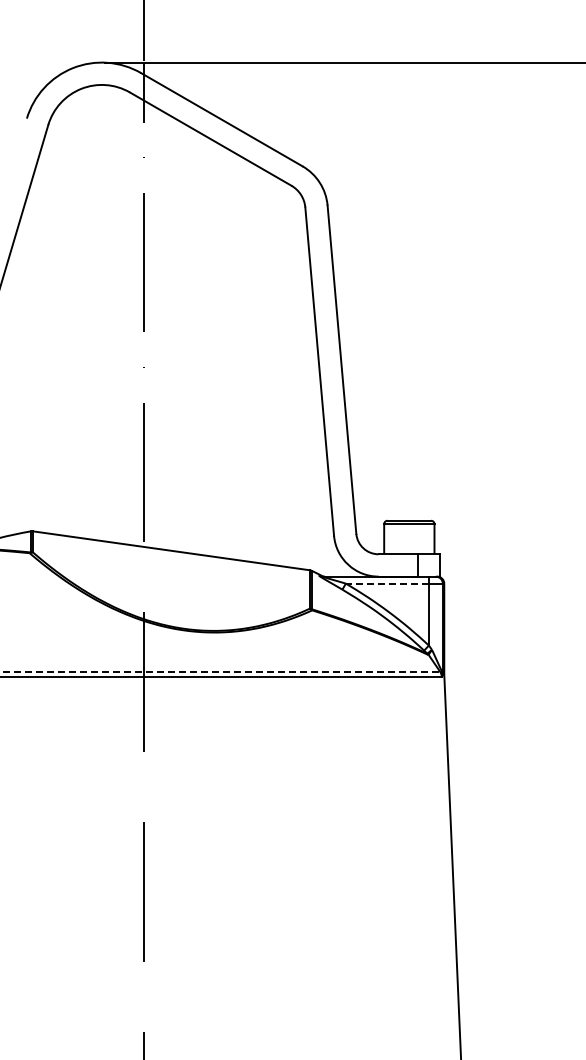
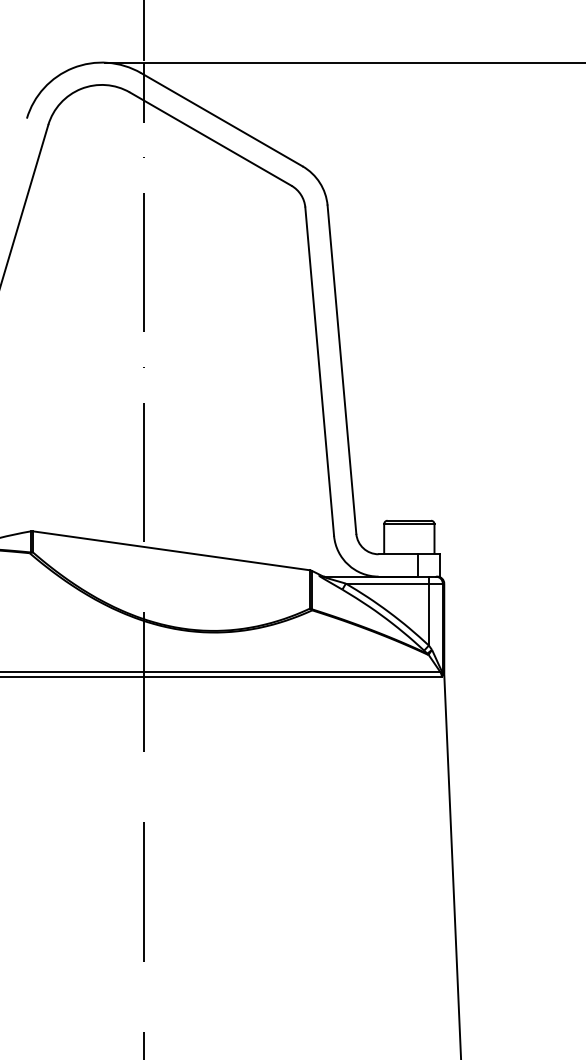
line: dashed -> solid (387, 583)
line: dashed -> solid (220, 672)
